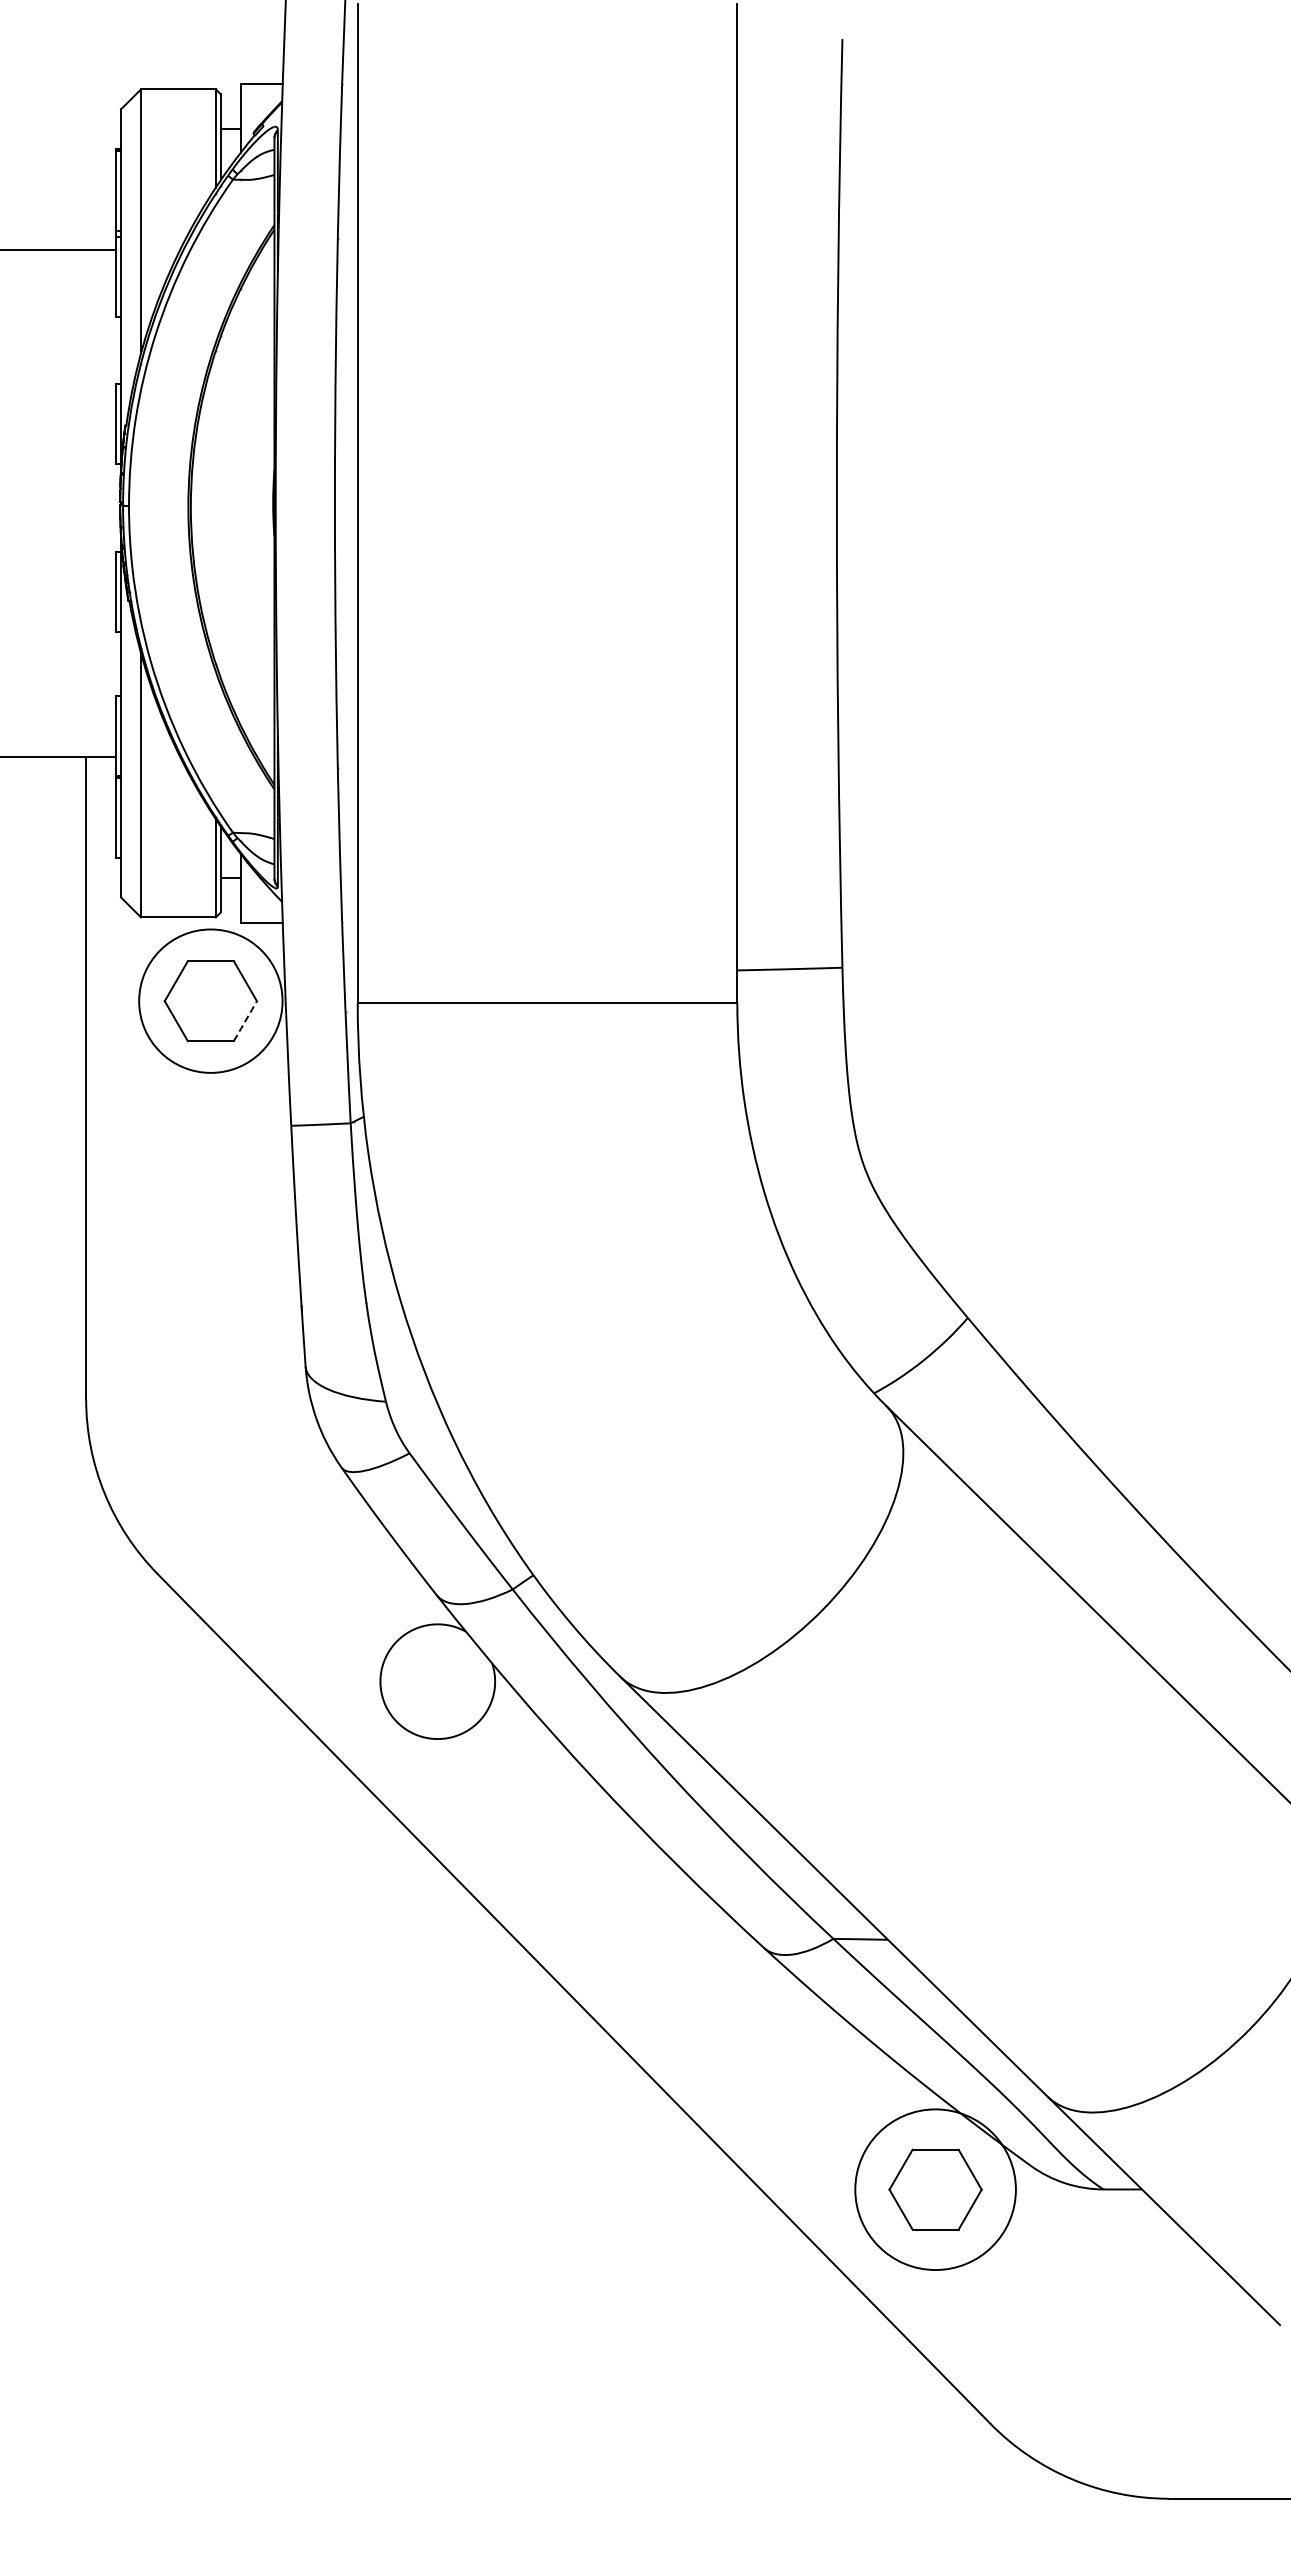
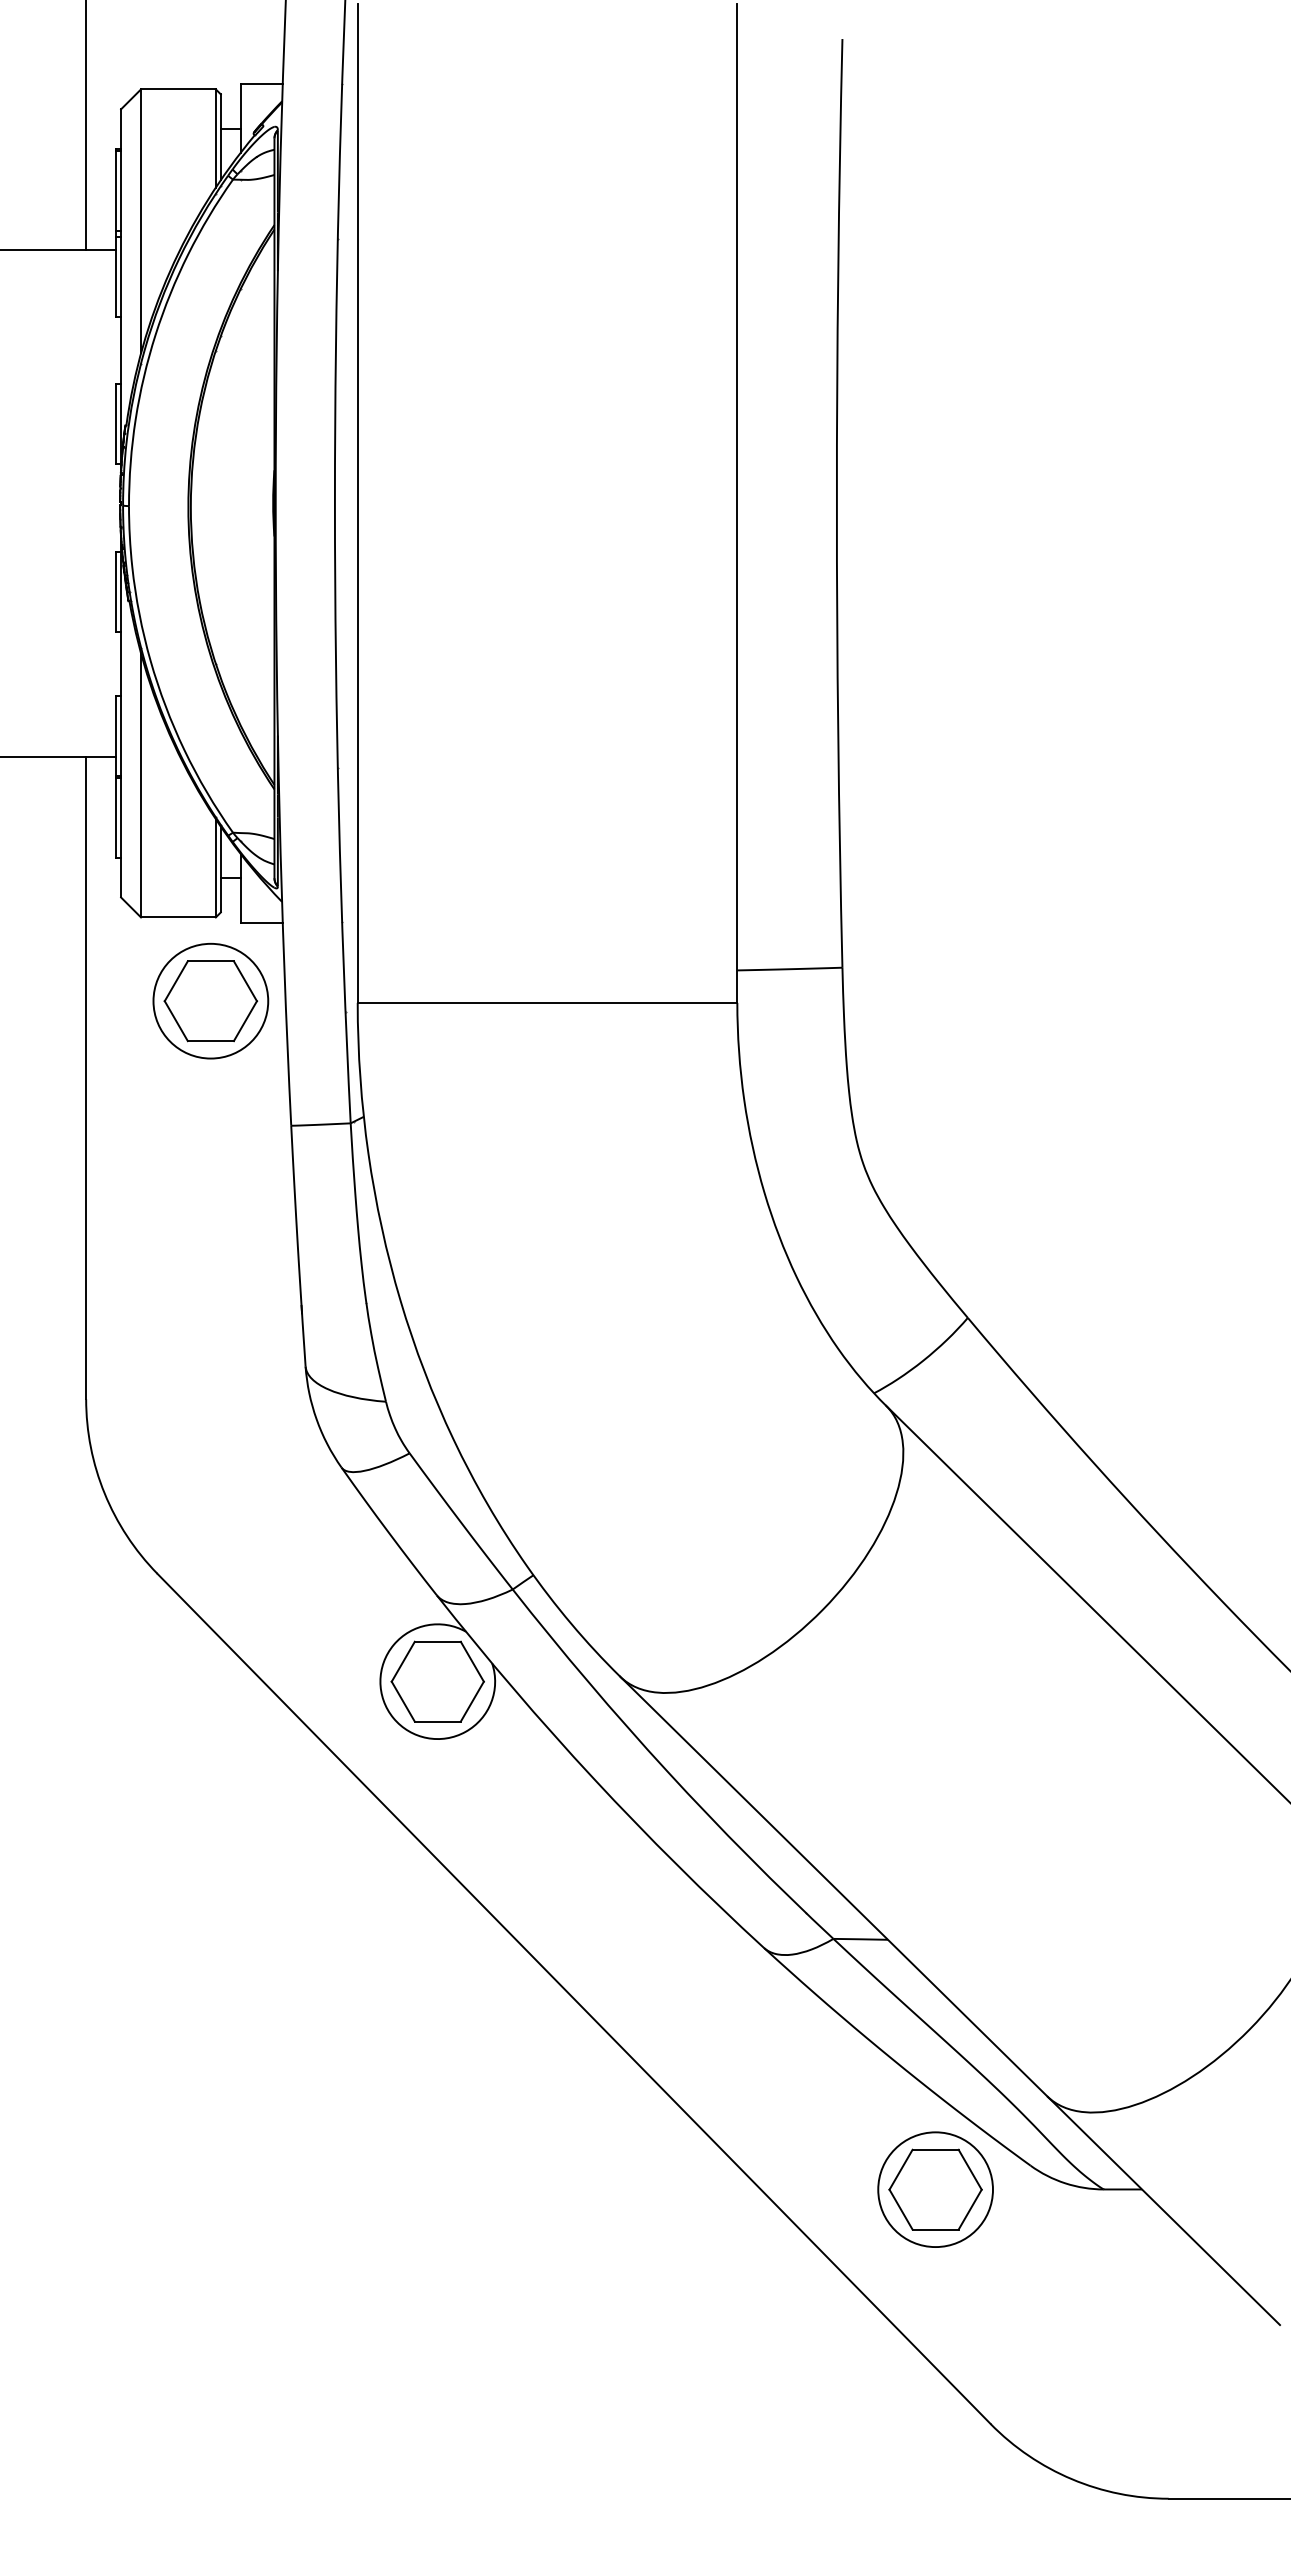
line: none -> present (86, 126)
circle diameter: 143 px -> 115 px (210, 1000)
line: dashed -> solid (245, 1020)
part: none -> present (437, 1681)
circle diameter: 161 px -> 115 px (935, 2189)
